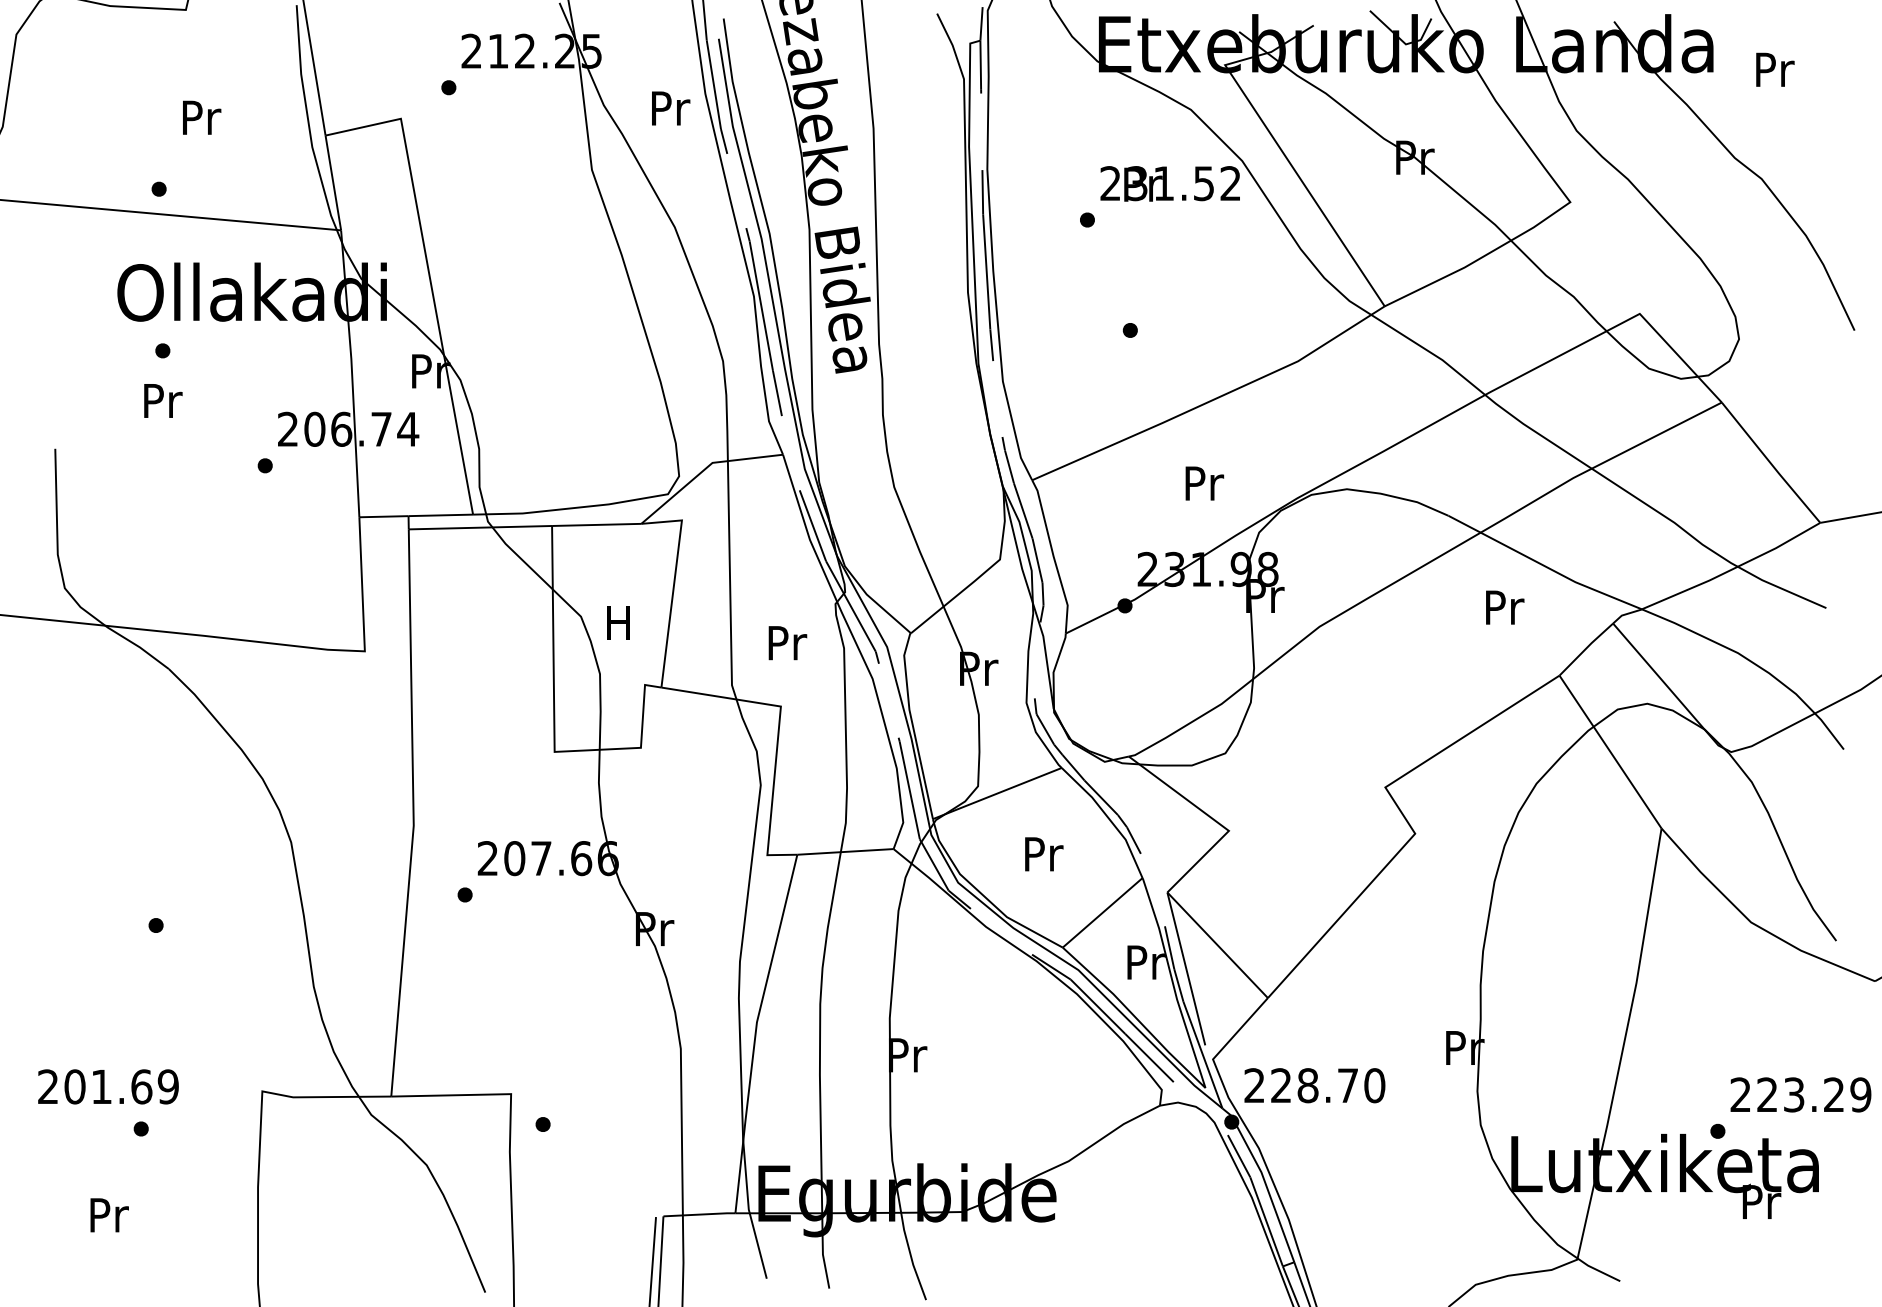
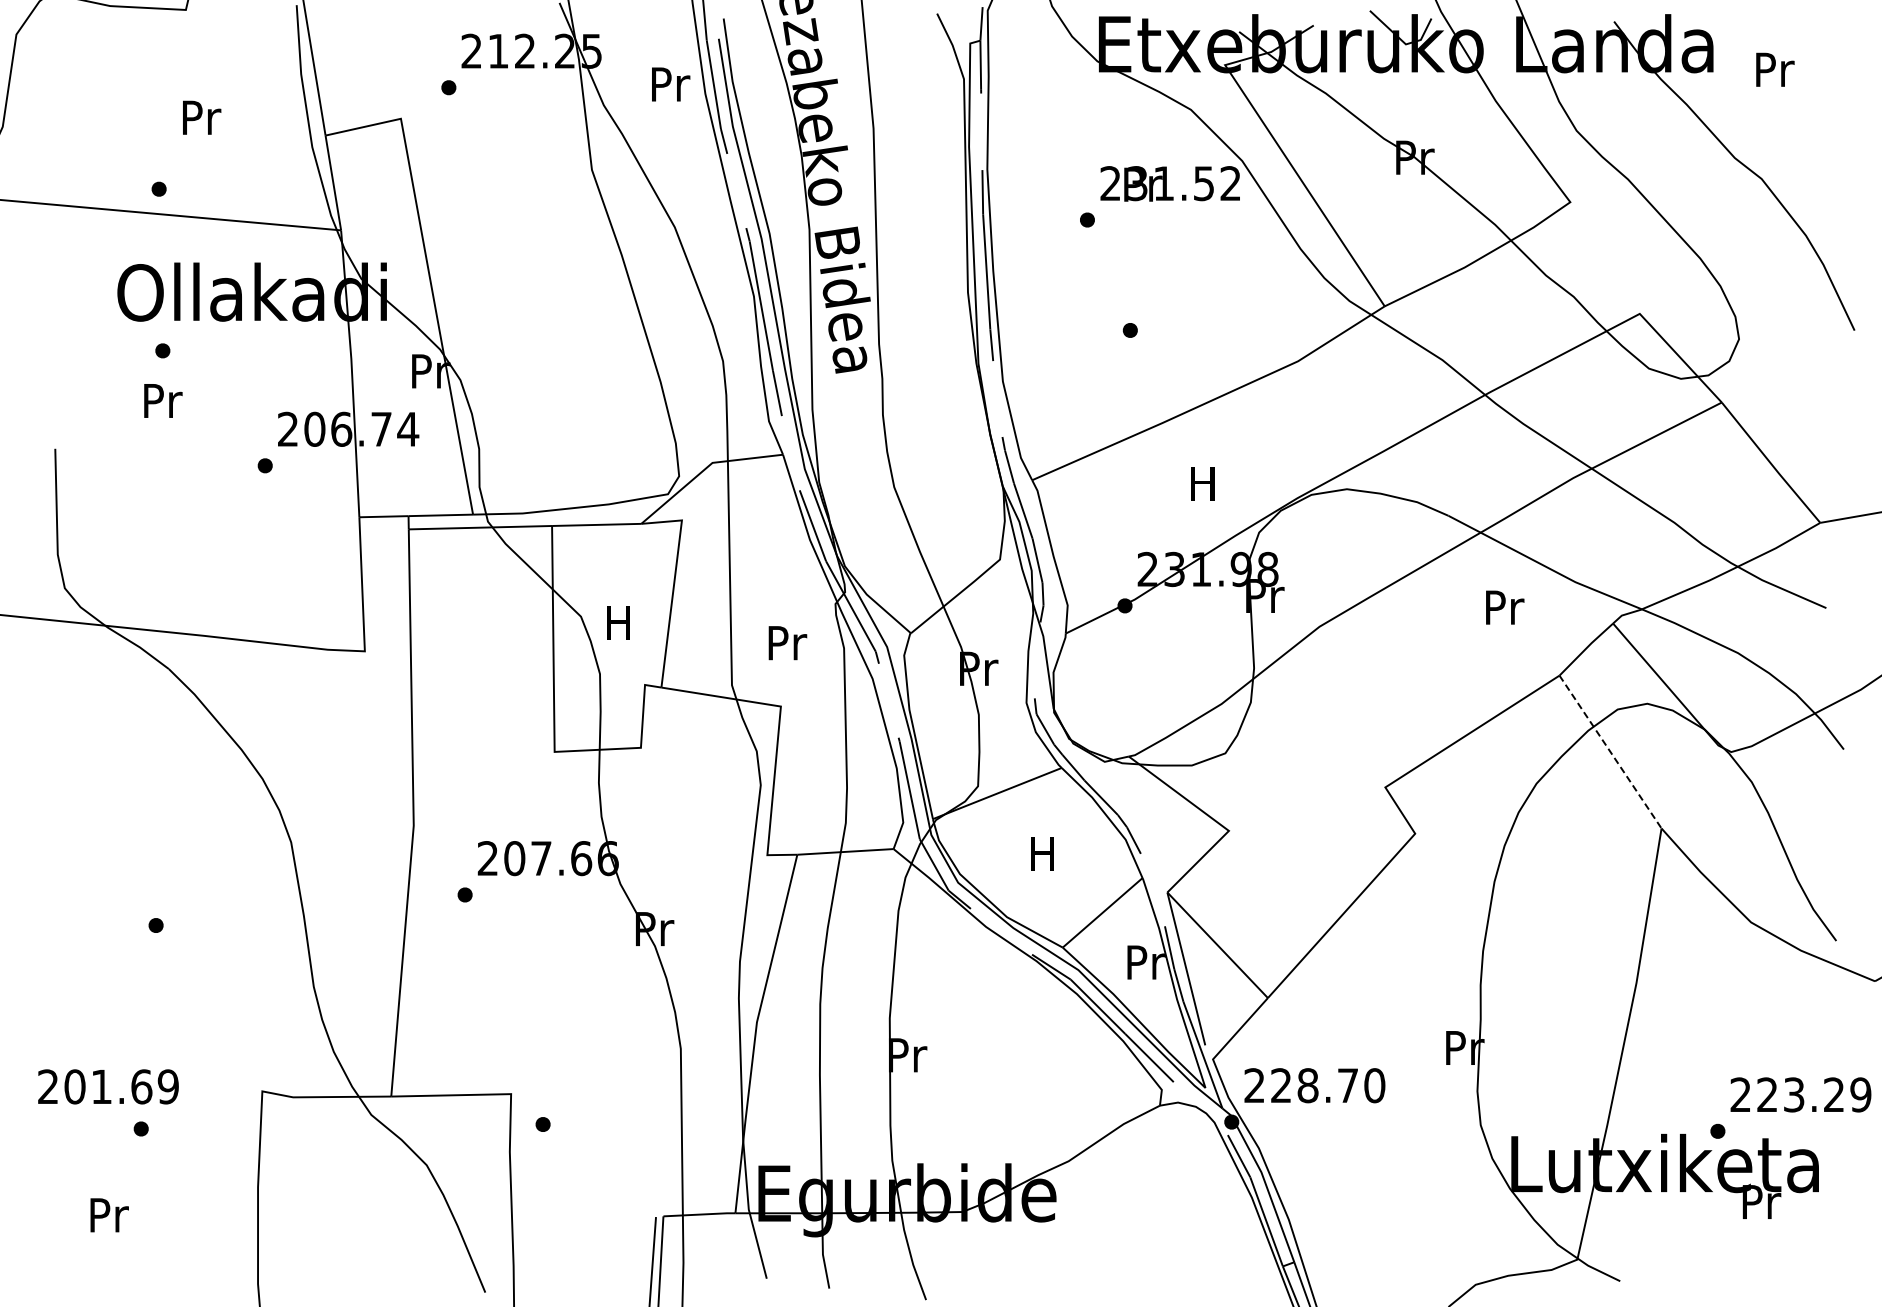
text position: (671, 108) -> (671, 84) (671, 84)
text: Pr -> H (1204, 483)
line: solid -> dashed (1610, 752)
text: Pr -> H (1044, 854)
